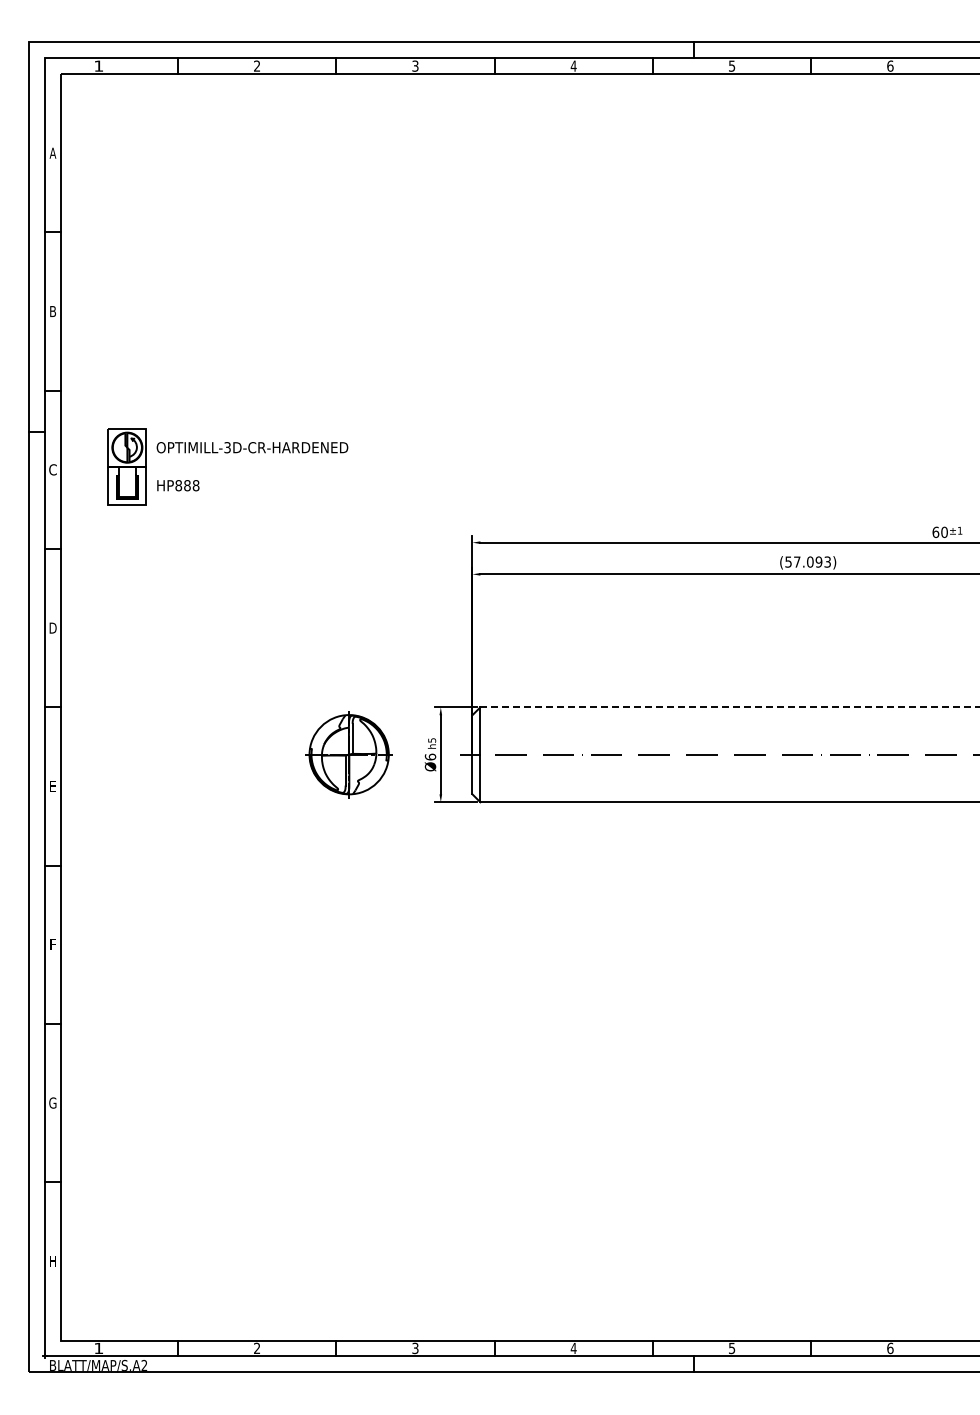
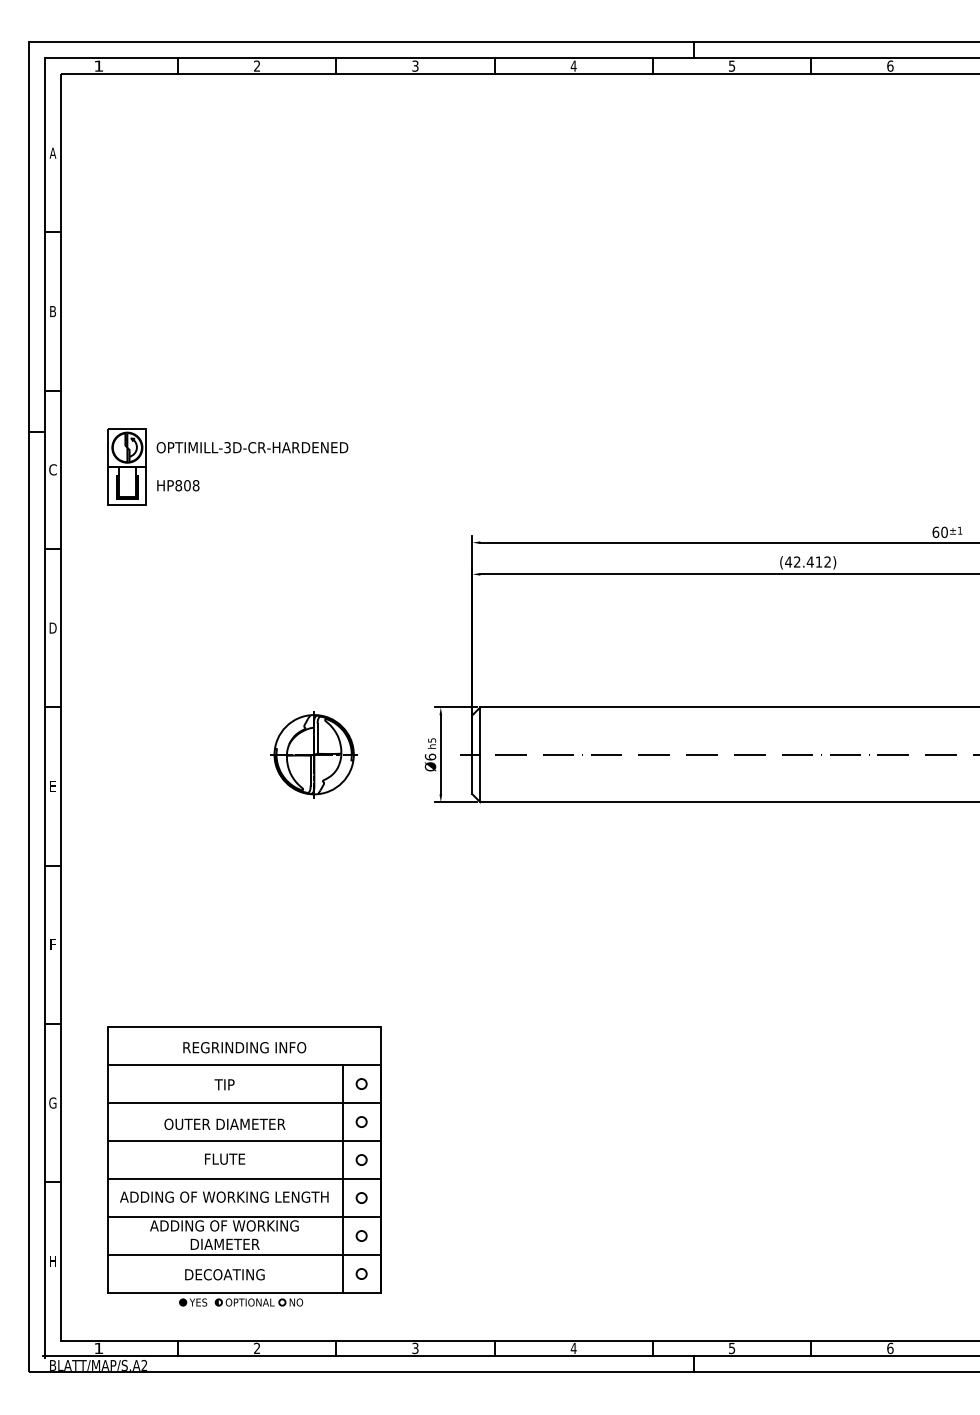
text: HP888 -> HP808 (187, 485)
text: (57.093) -> (42.412) (807, 561)
line: dashed -> solid (730, 707)
part position: (348, 754) -> (313, 754) (313, 754)
part: none -> present (244, 1166)
